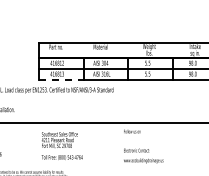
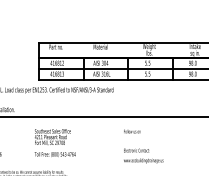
line: dashed -> solid (61, 80)
line position: (103, 123) -> (103, 117) (103, 117)
text position: (61, 145) -> (54, 142) (54, 142)
